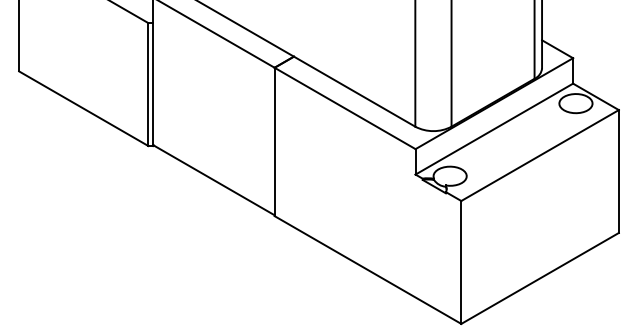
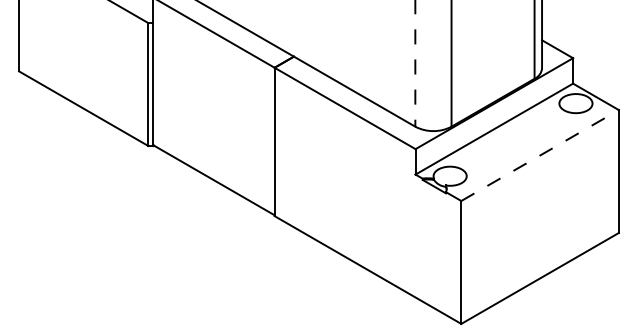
line: solid -> dashed (415, 63)
line: solid -> dashed (540, 155)
